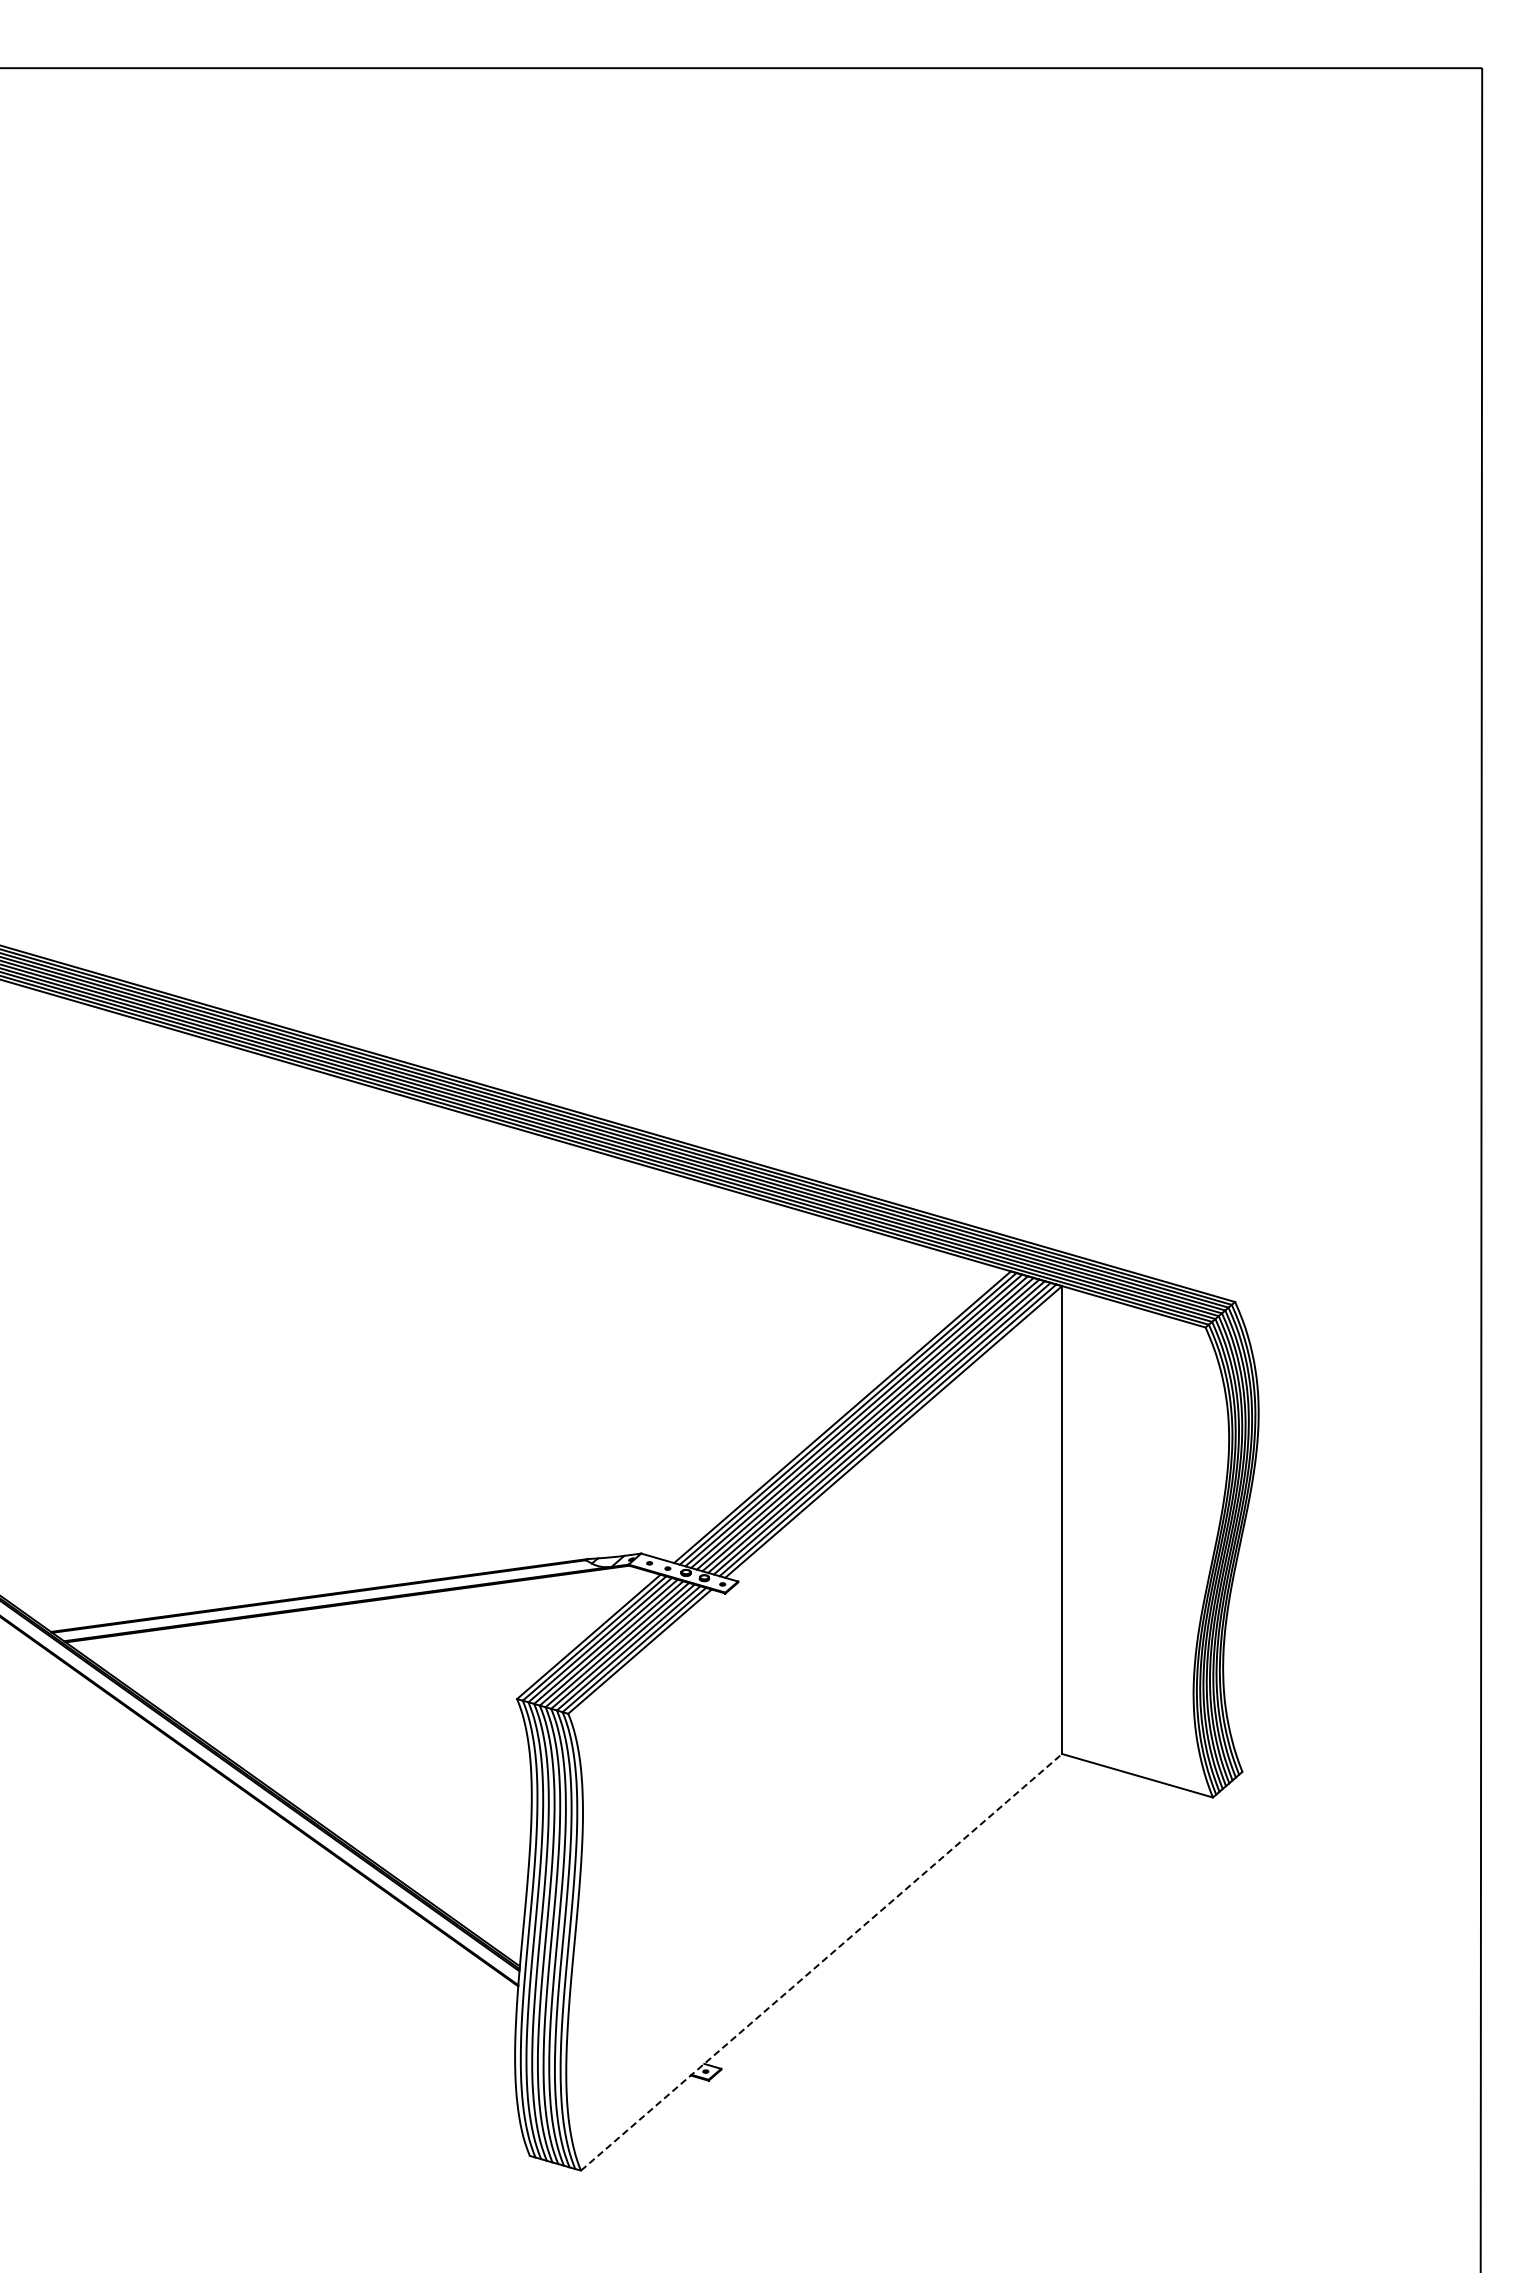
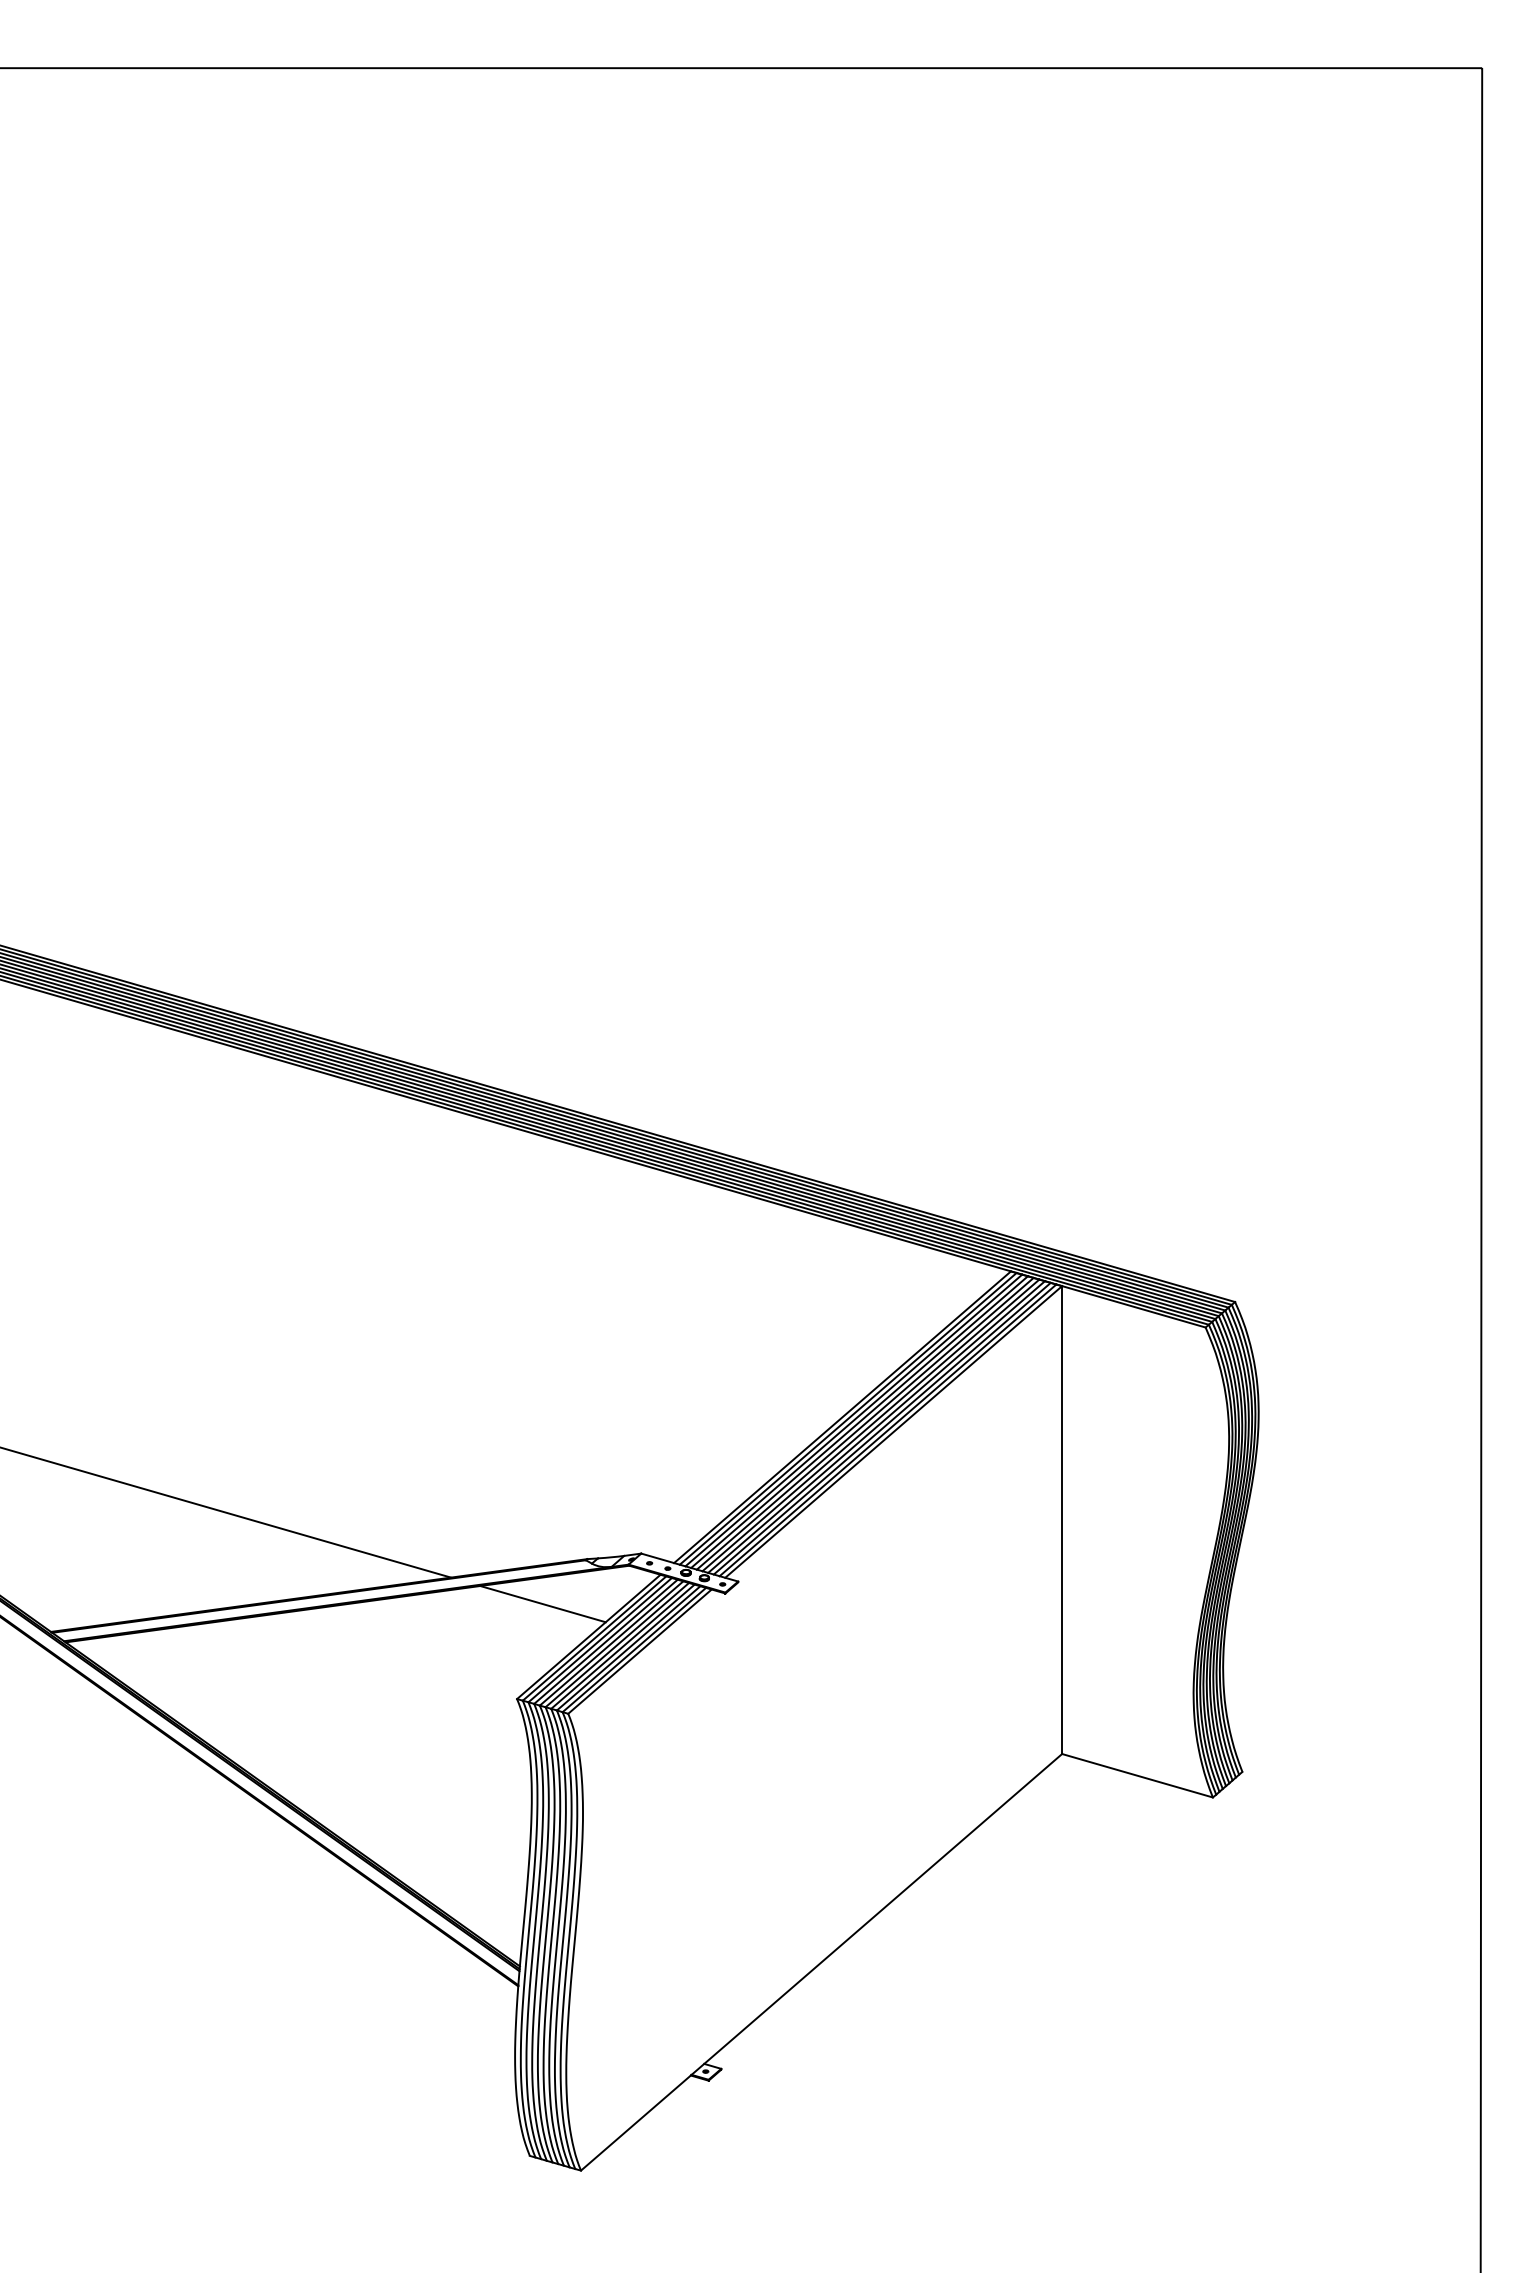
line: none -> present (226, 1512)
line: none -> present (542, 1604)
line: dashed -> solid (821, 1962)
